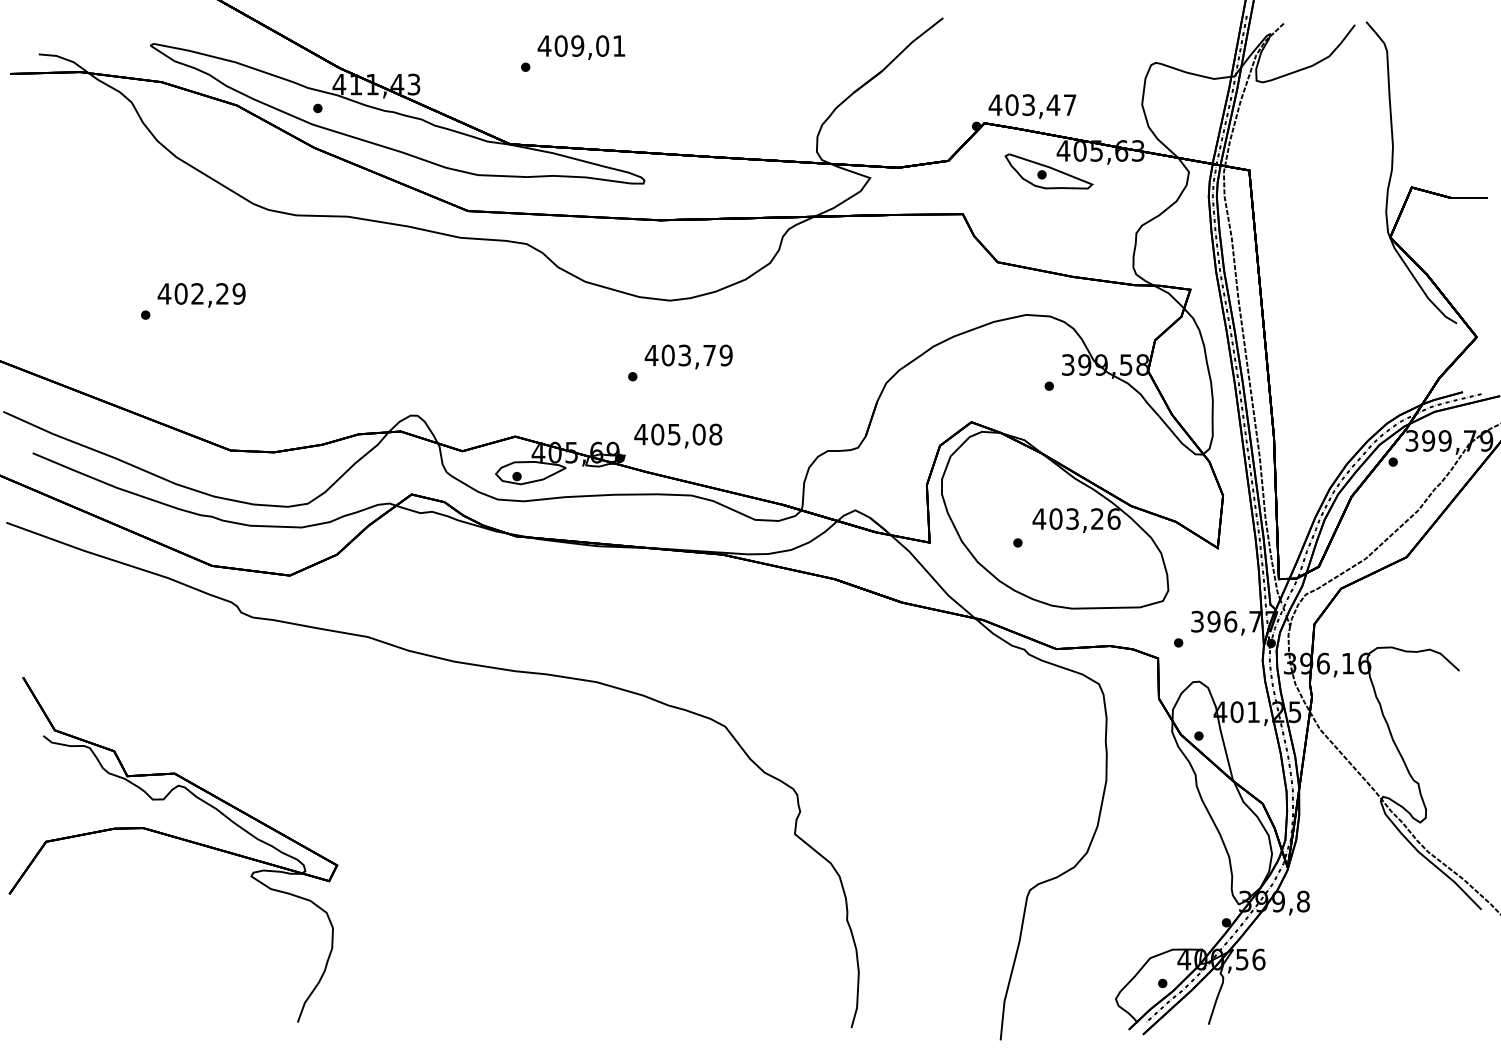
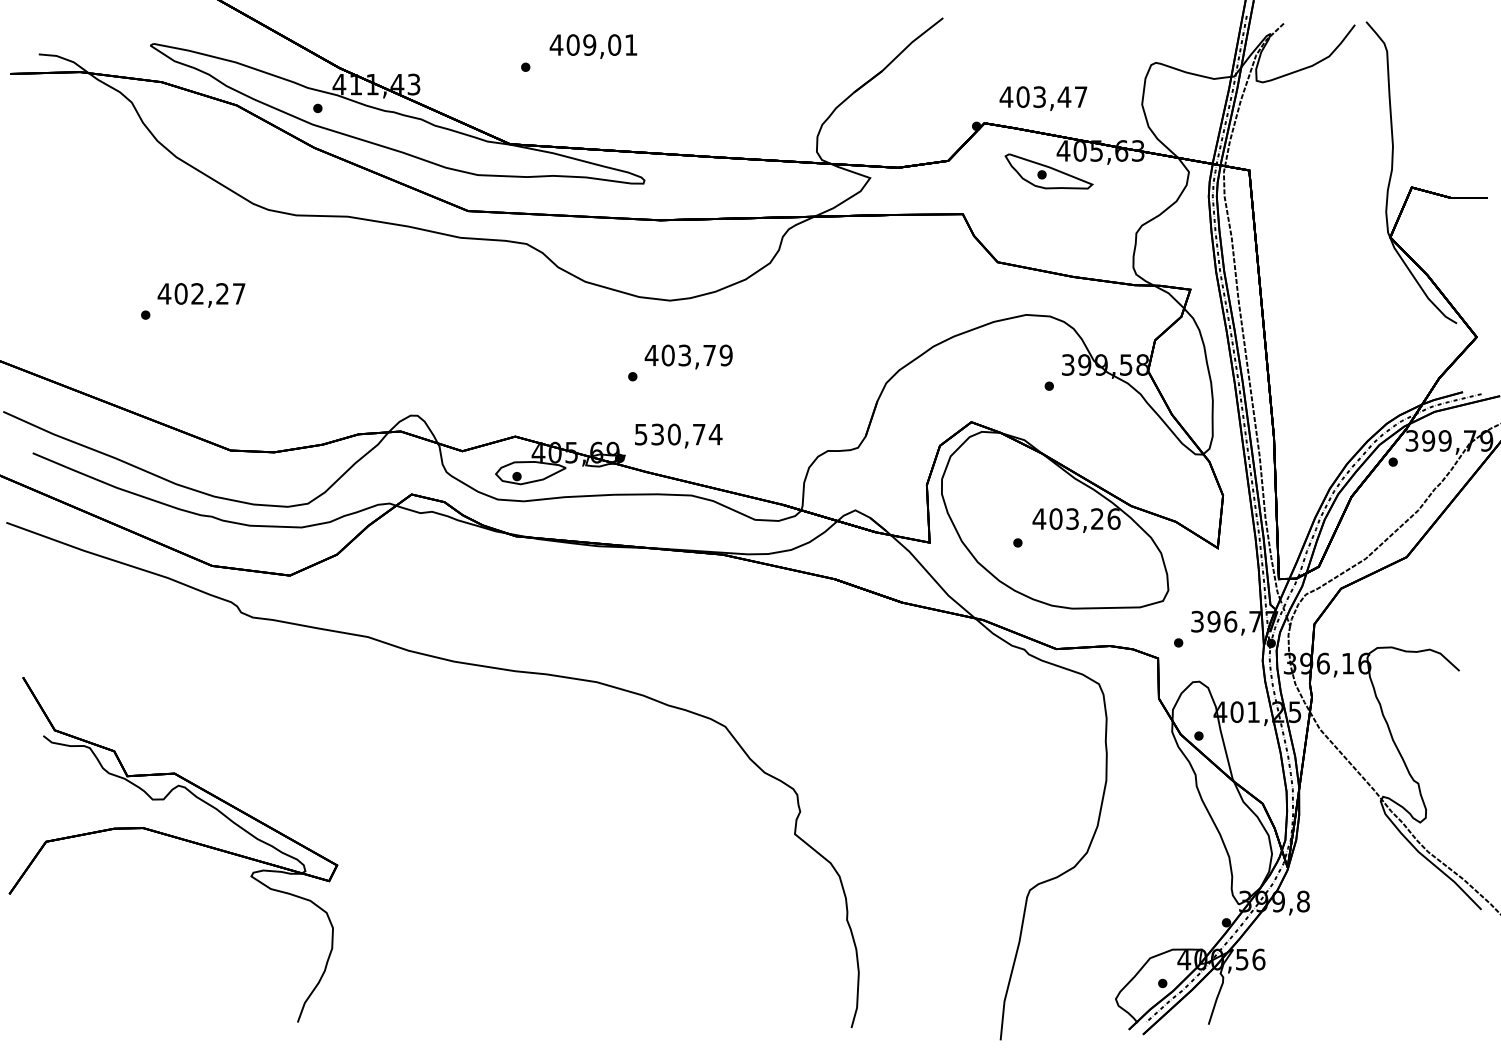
text position: (581, 47) -> (593, 46) (593, 46)
text position: (1032, 106) -> (1043, 98) (1043, 98)
text: 402,29 -> 402,27 (238, 293)
text: 405,08 -> 530,74 (678, 434)
